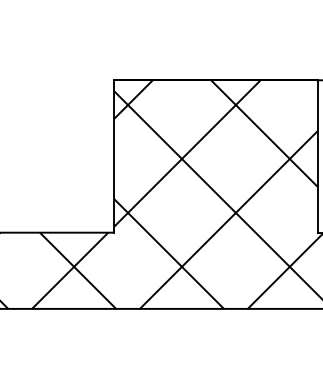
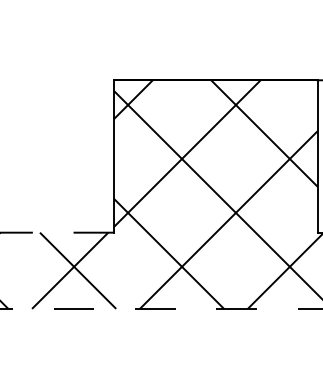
line: solid -> dashed (104, 308)
